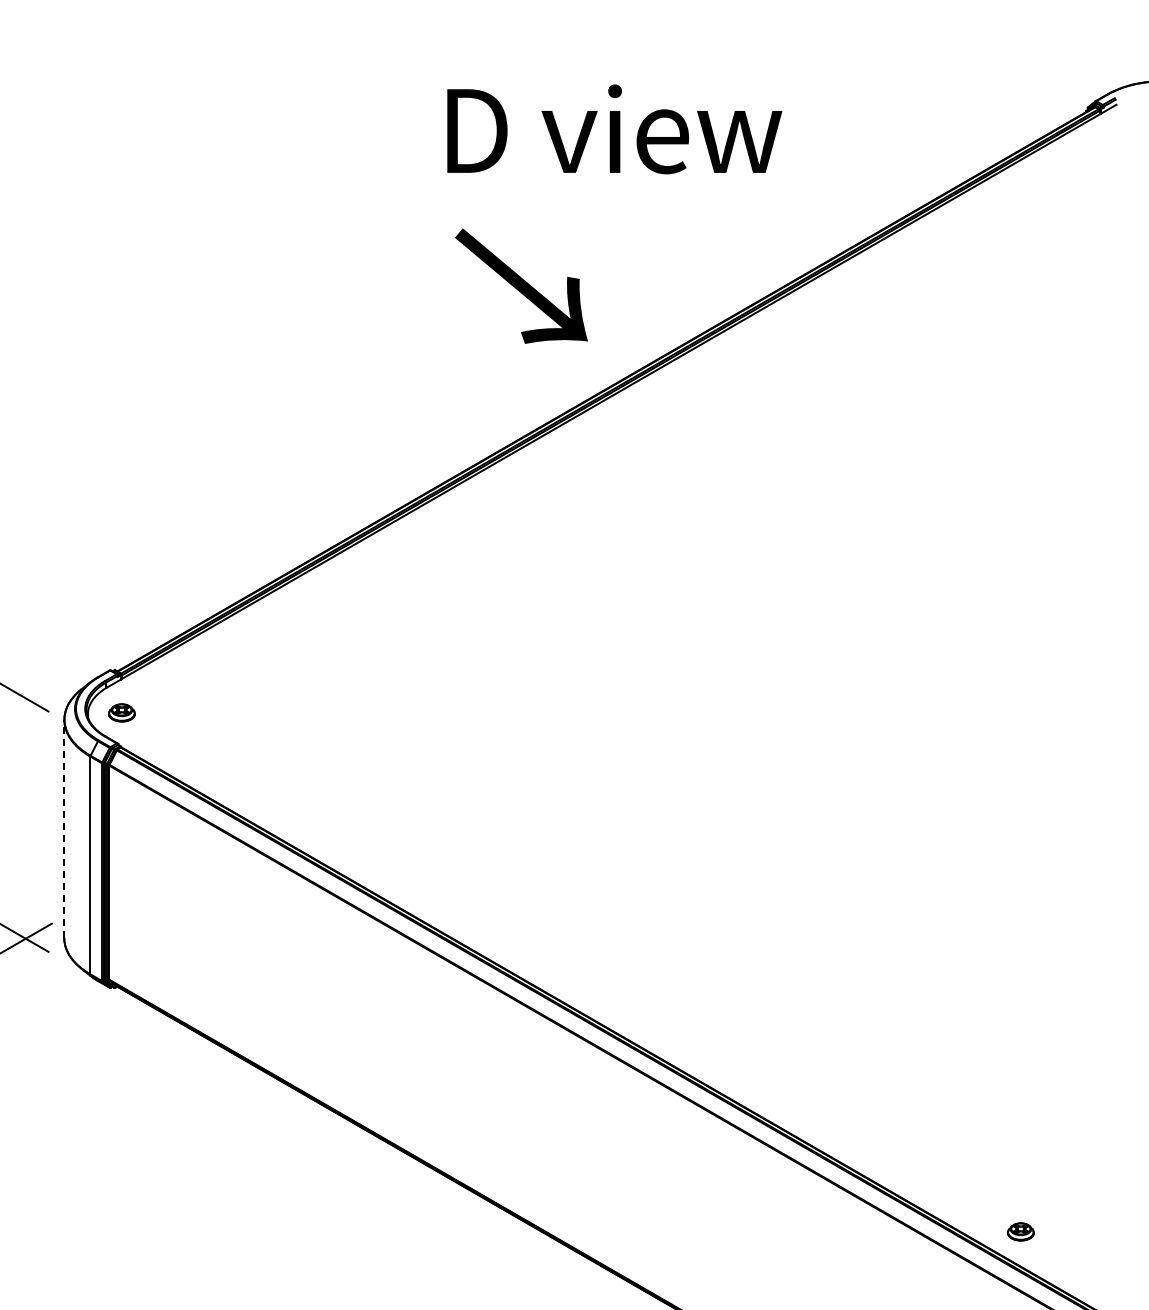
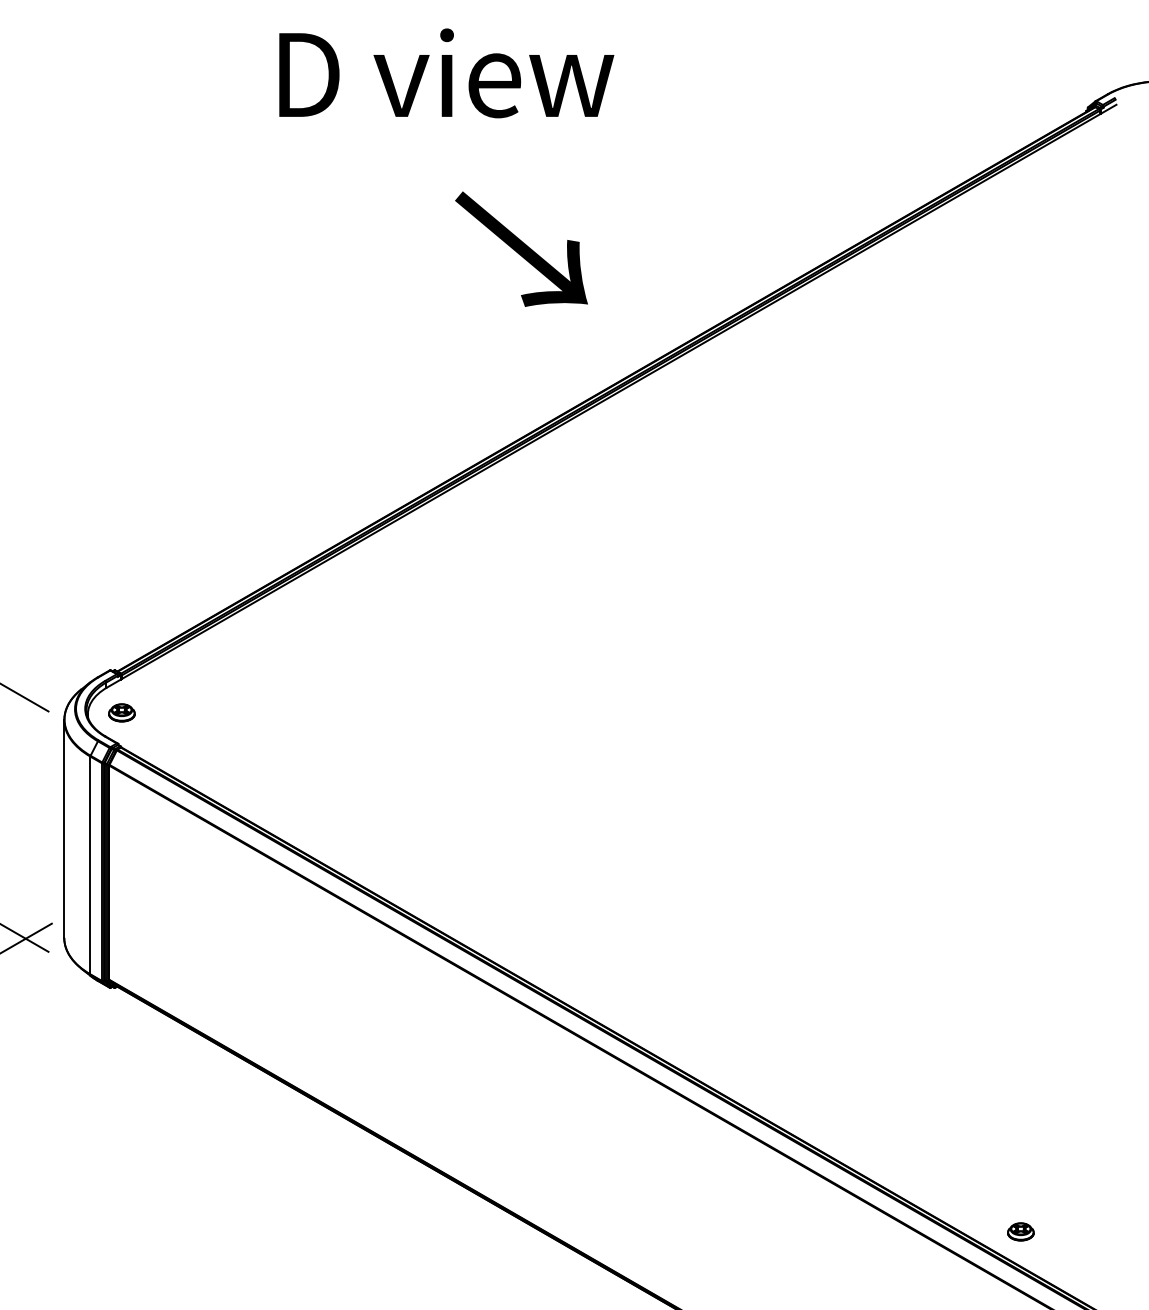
text position: (614, 129) -> (446, 73) (446, 73)
text position: (521, 285) -> (521, 248) (521, 248)
line: dashed -> solid (64, 829)
